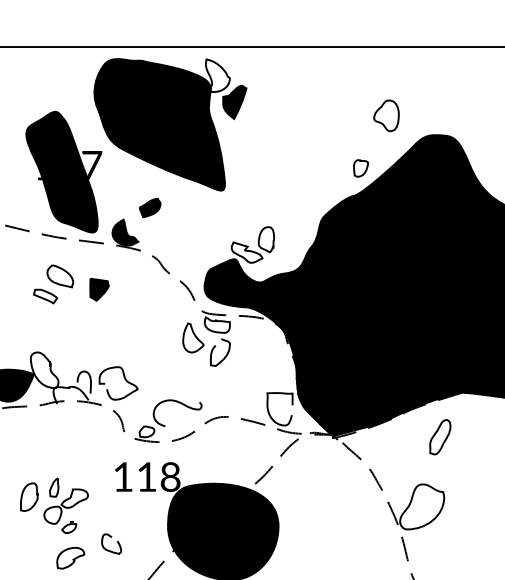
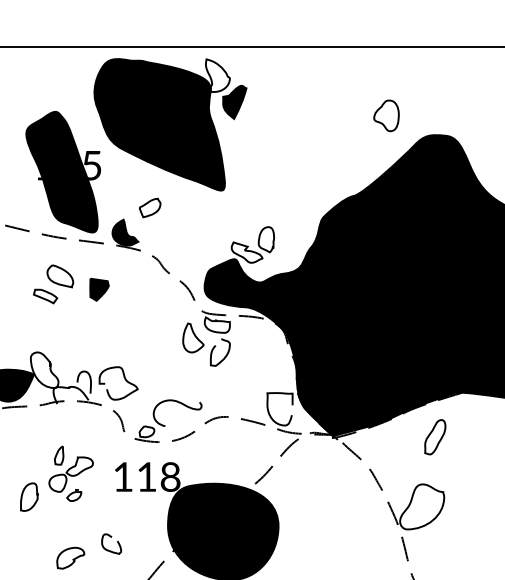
text: 157 -> 195 (92, 165)
curve: present -> none (365, 169)
fill: present -> none (149, 207)
part position: (440, 437) -> (435, 437) (435, 437)
part position: (65, 505) -> (70, 473) (70, 473)
